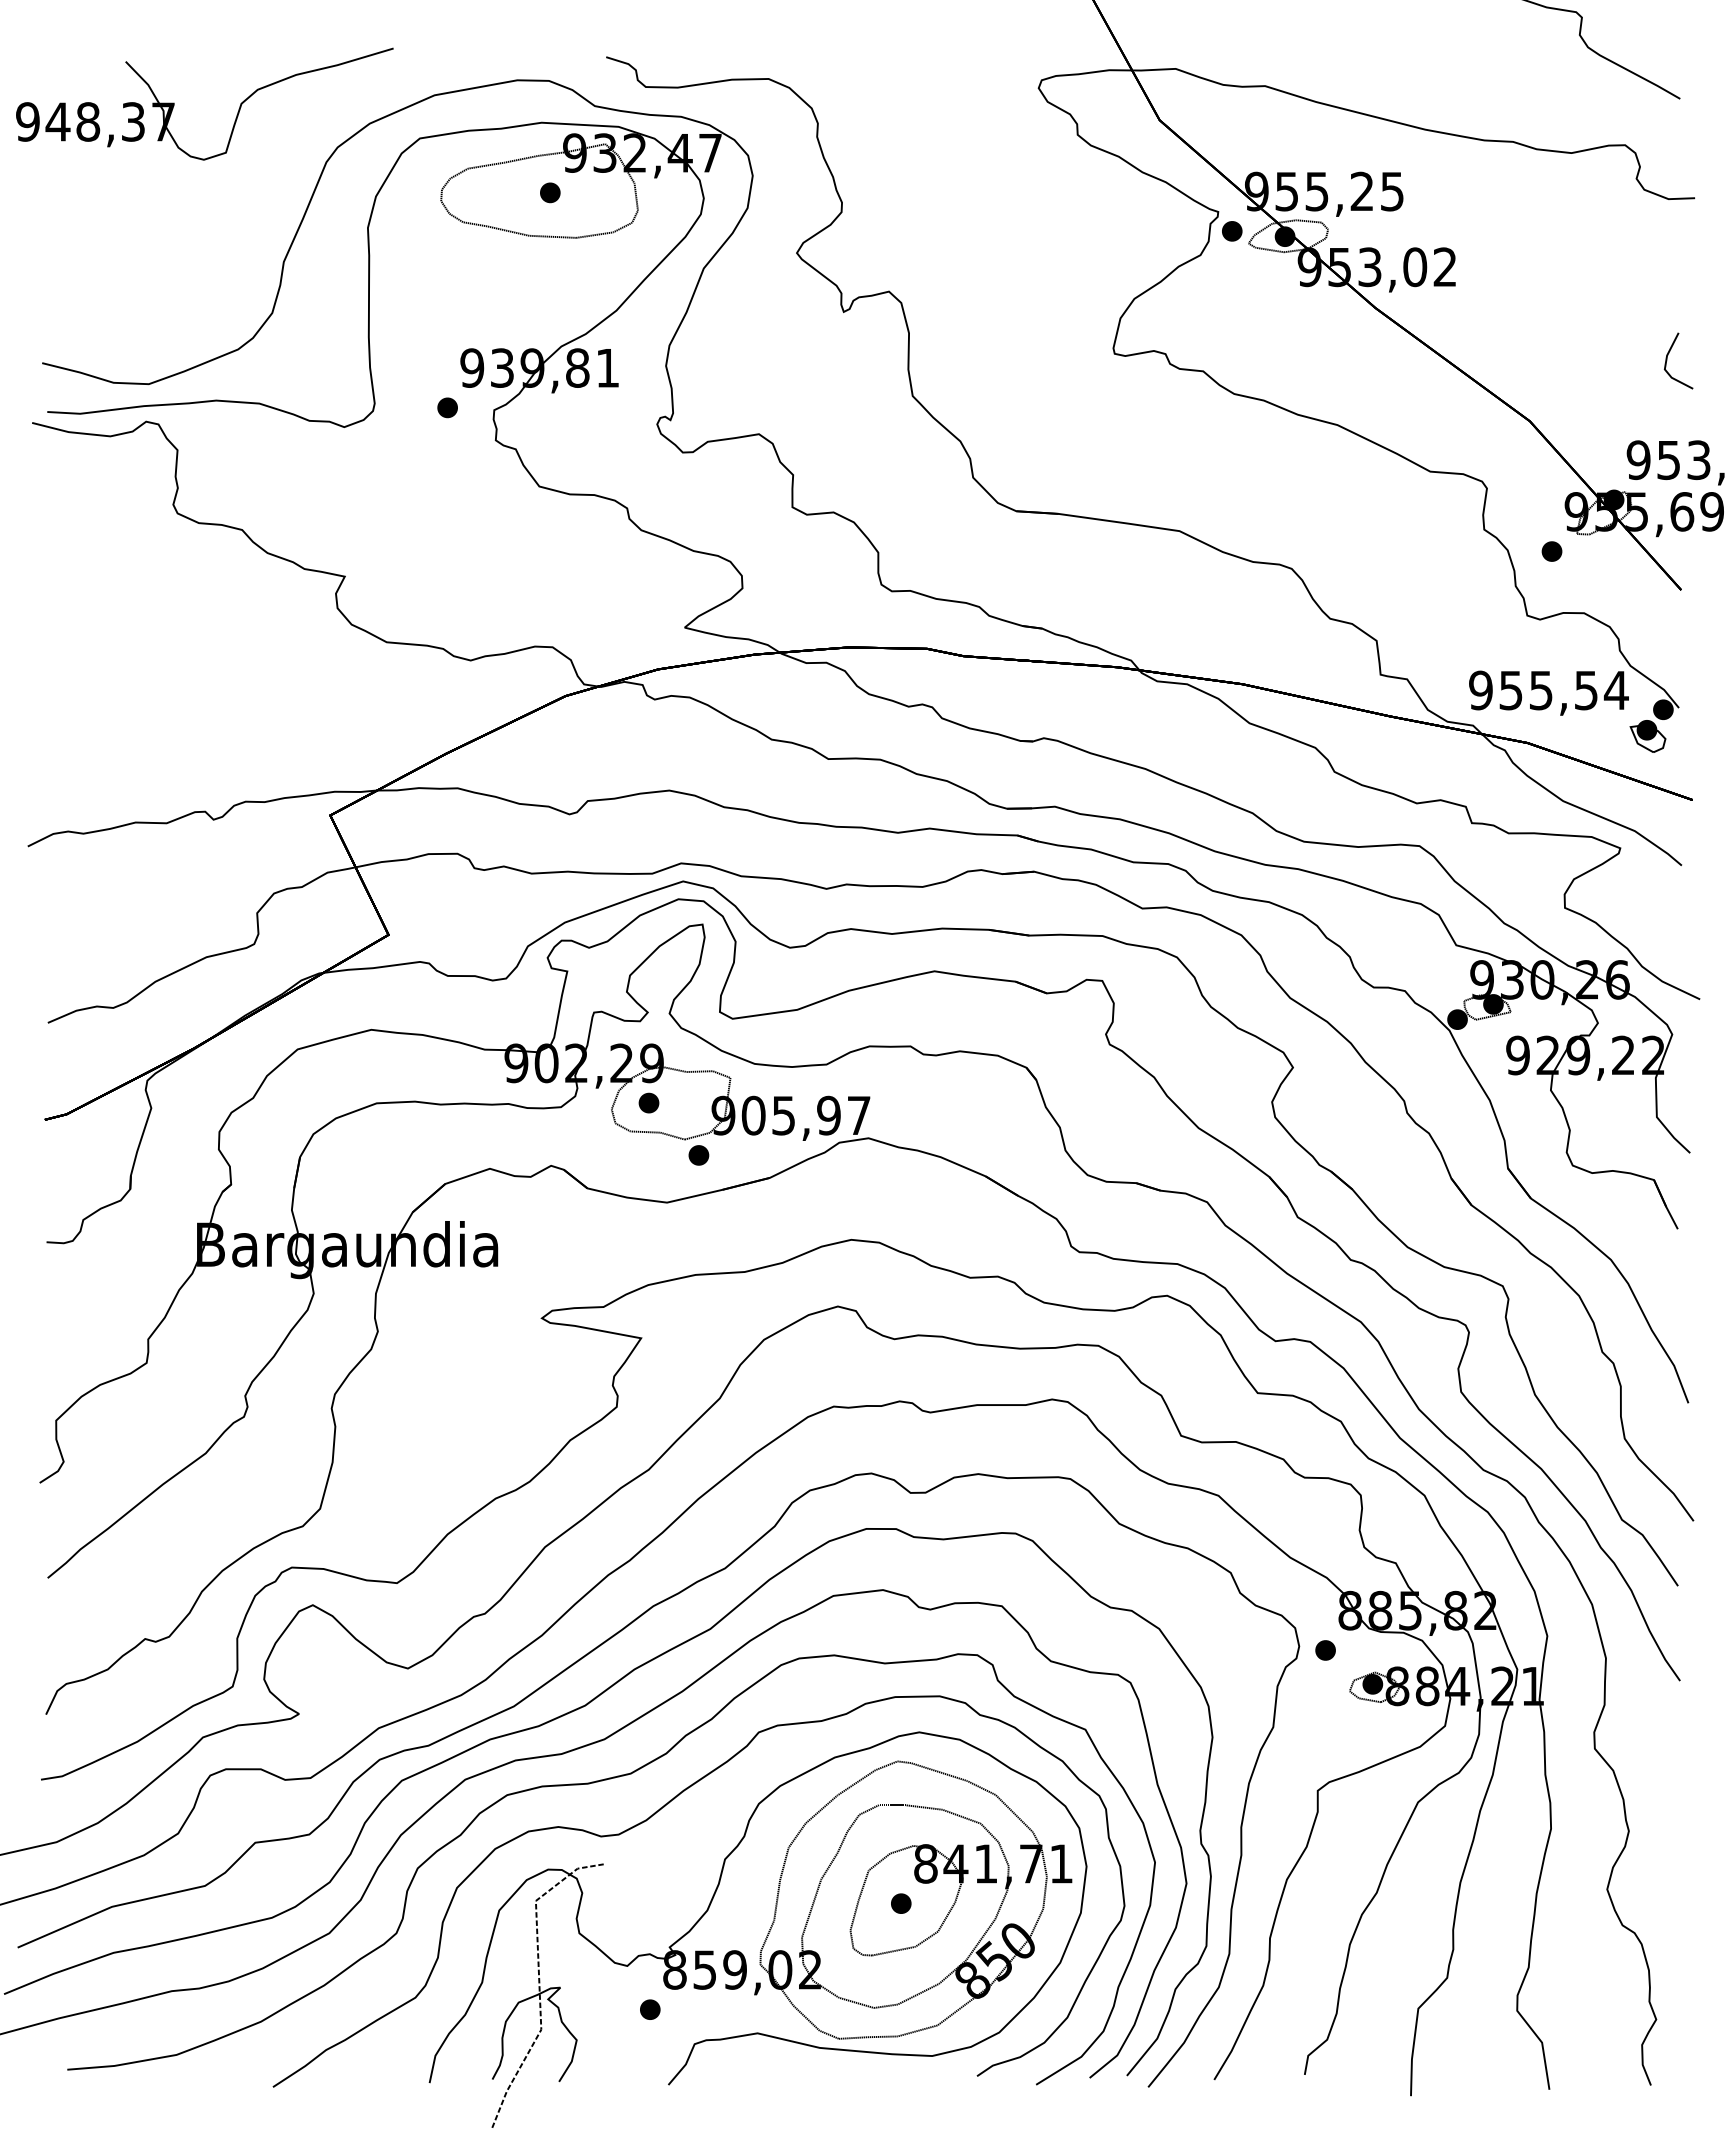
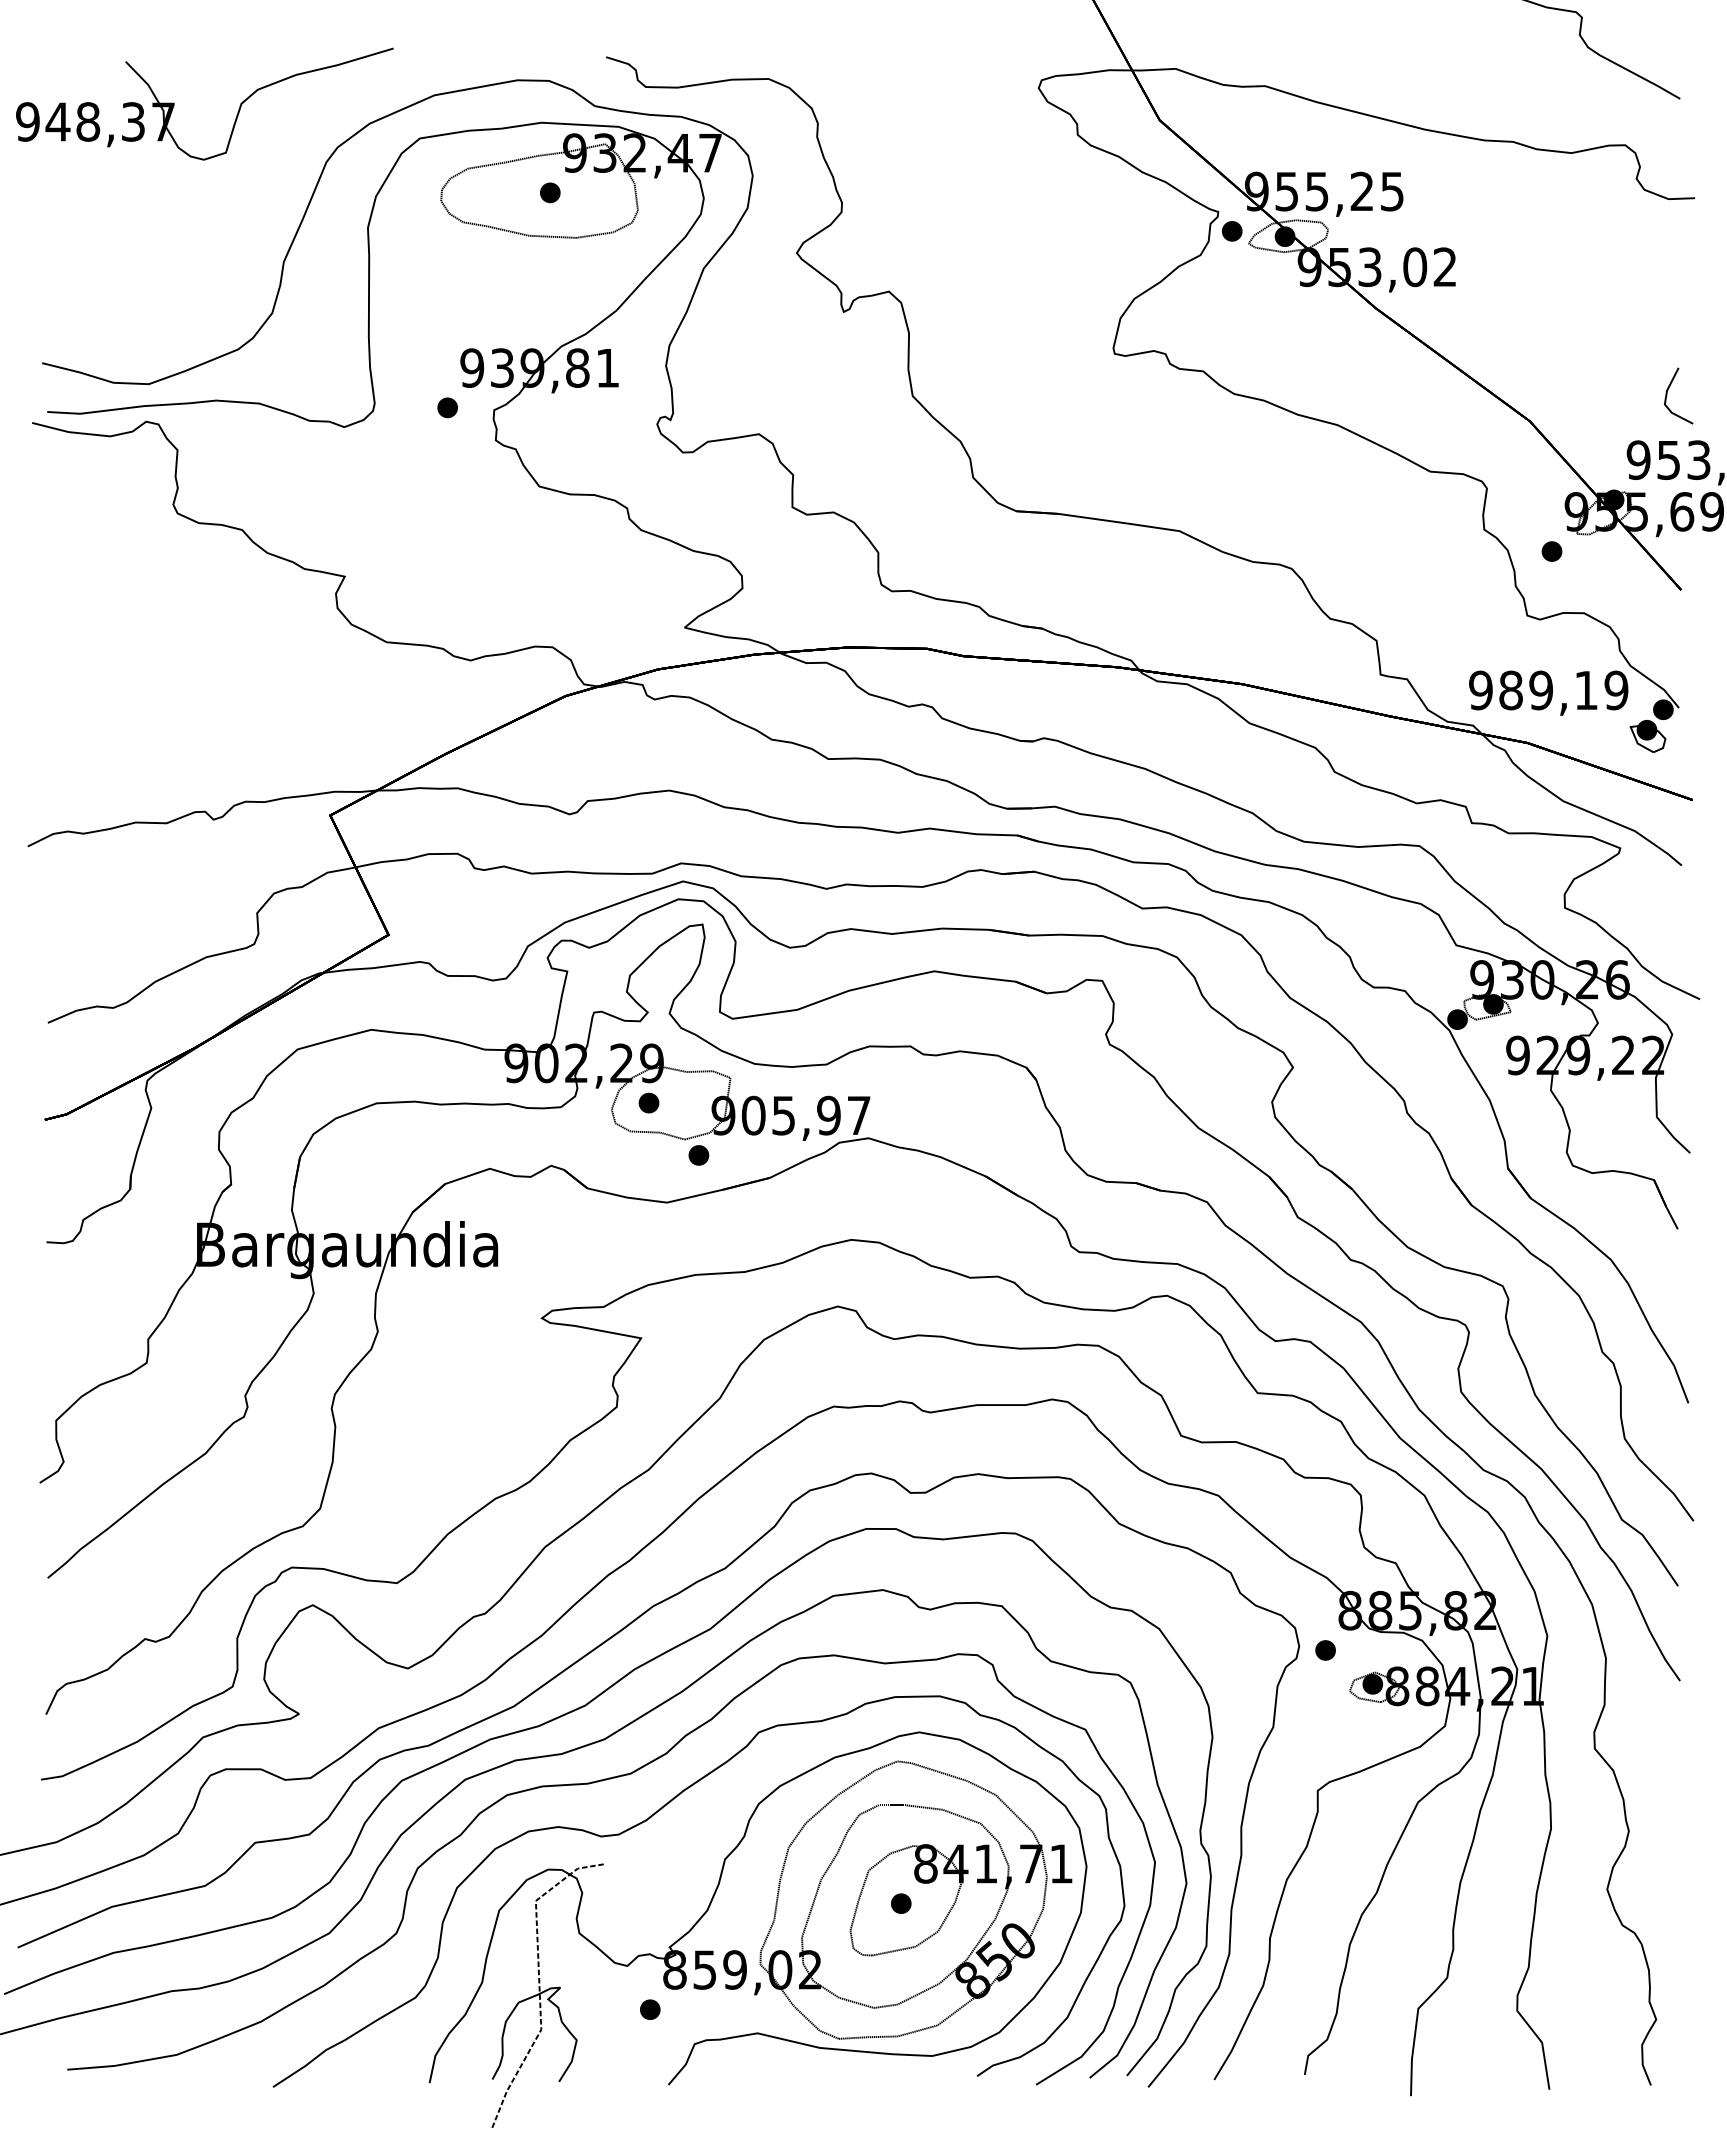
line position: (1667, 360) -> (1667, 395) (1667, 395)
text: 955,54 -> 989,19 (1563, 690)
